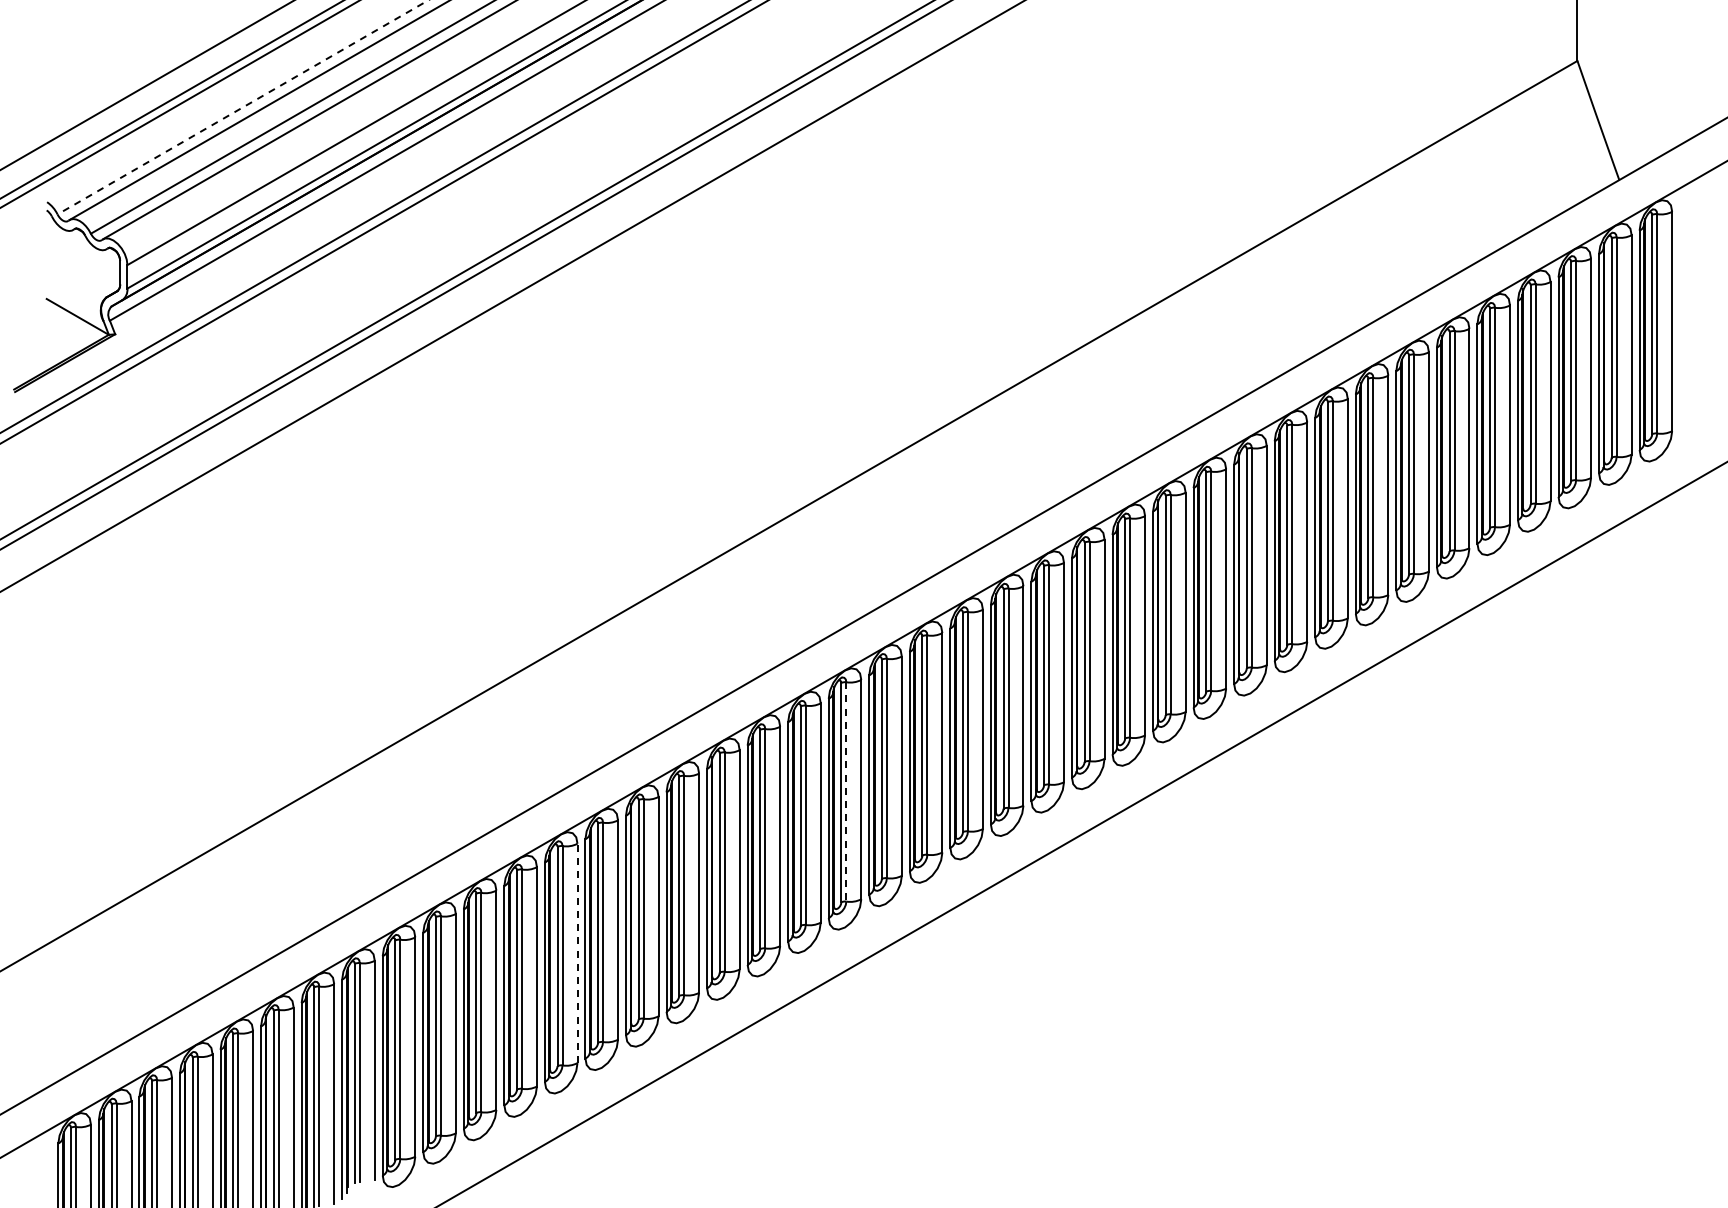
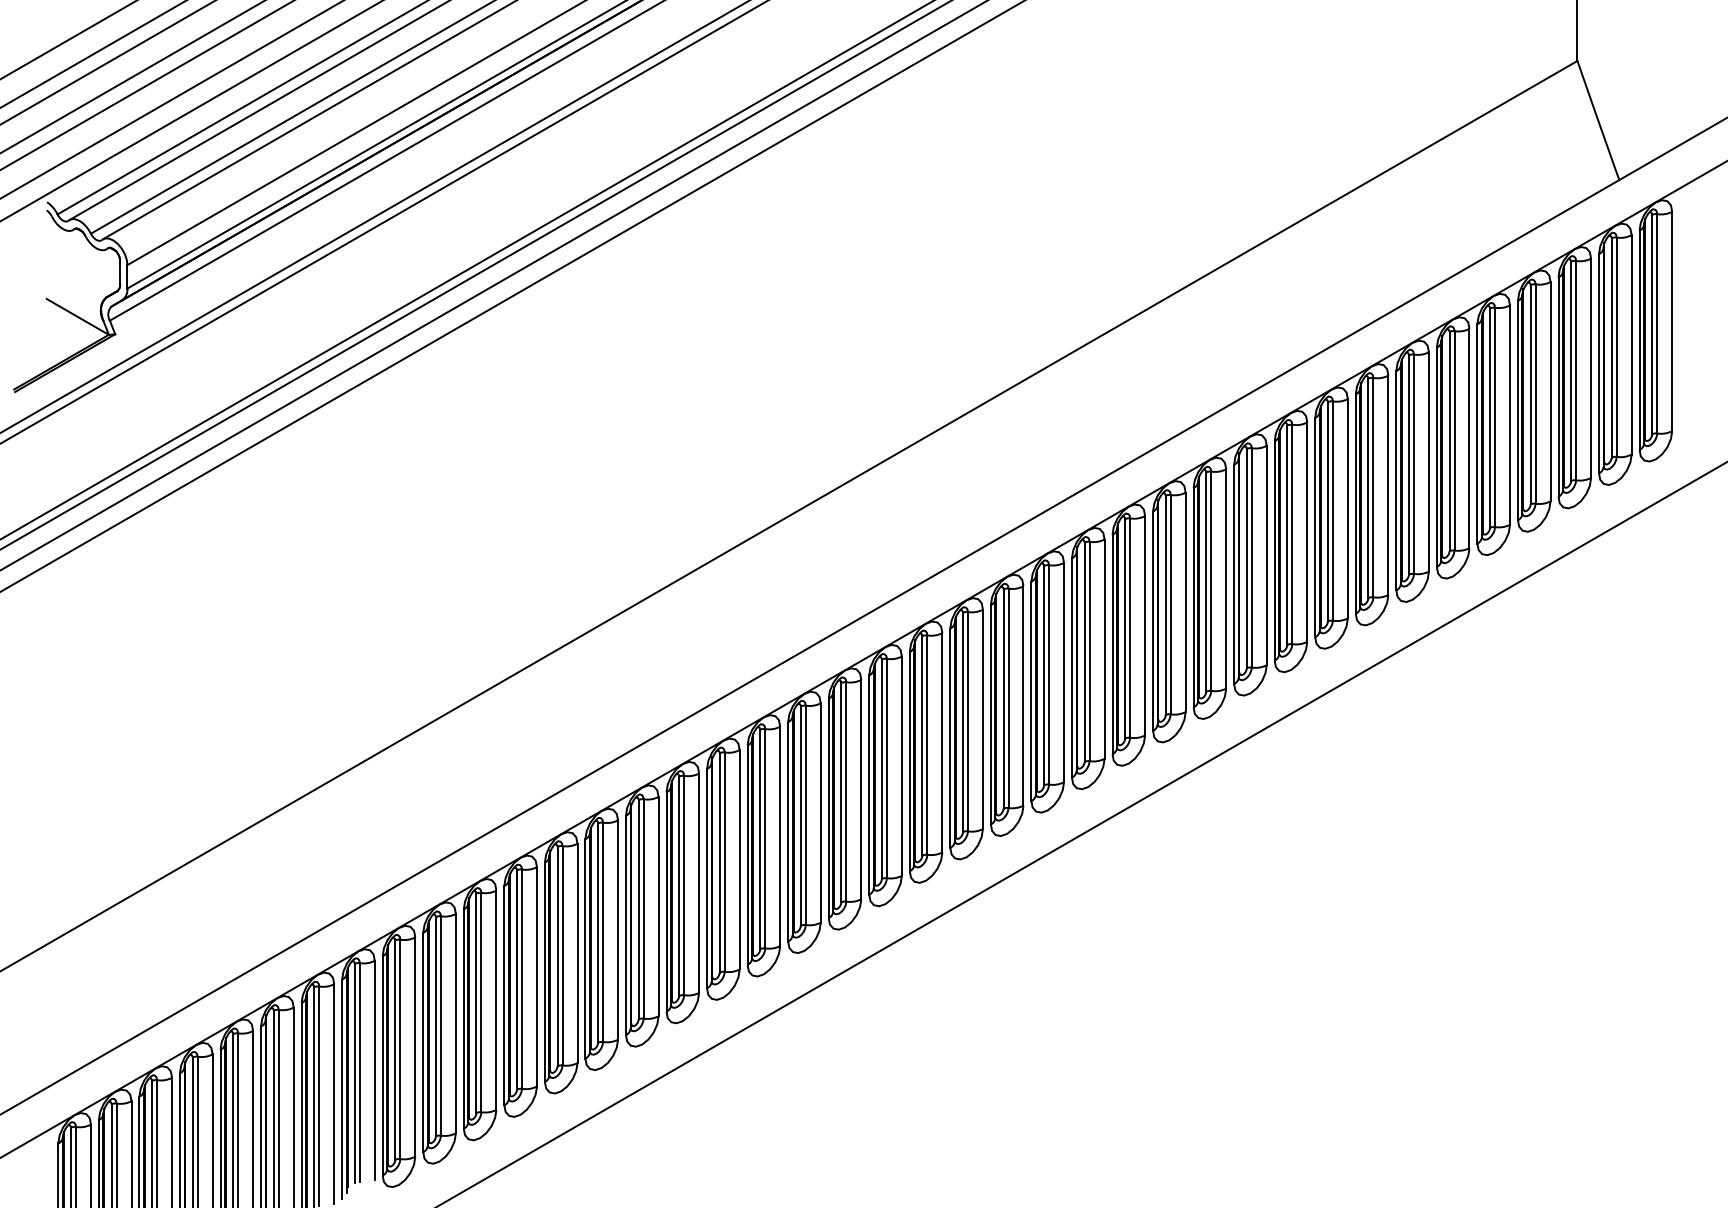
line: none -> present (67, 40)
line: none -> present (92, 54)
line: none -> present (107, 62)
line: none -> present (131, 77)
line position: (179, 104) -> (190, 111) (190, 111)
line: dashed -> solid (242, 107)
line: none -> present (493, 285)
line: dashed -> solid (846, 791)
line: dashed -> solid (577, 953)
